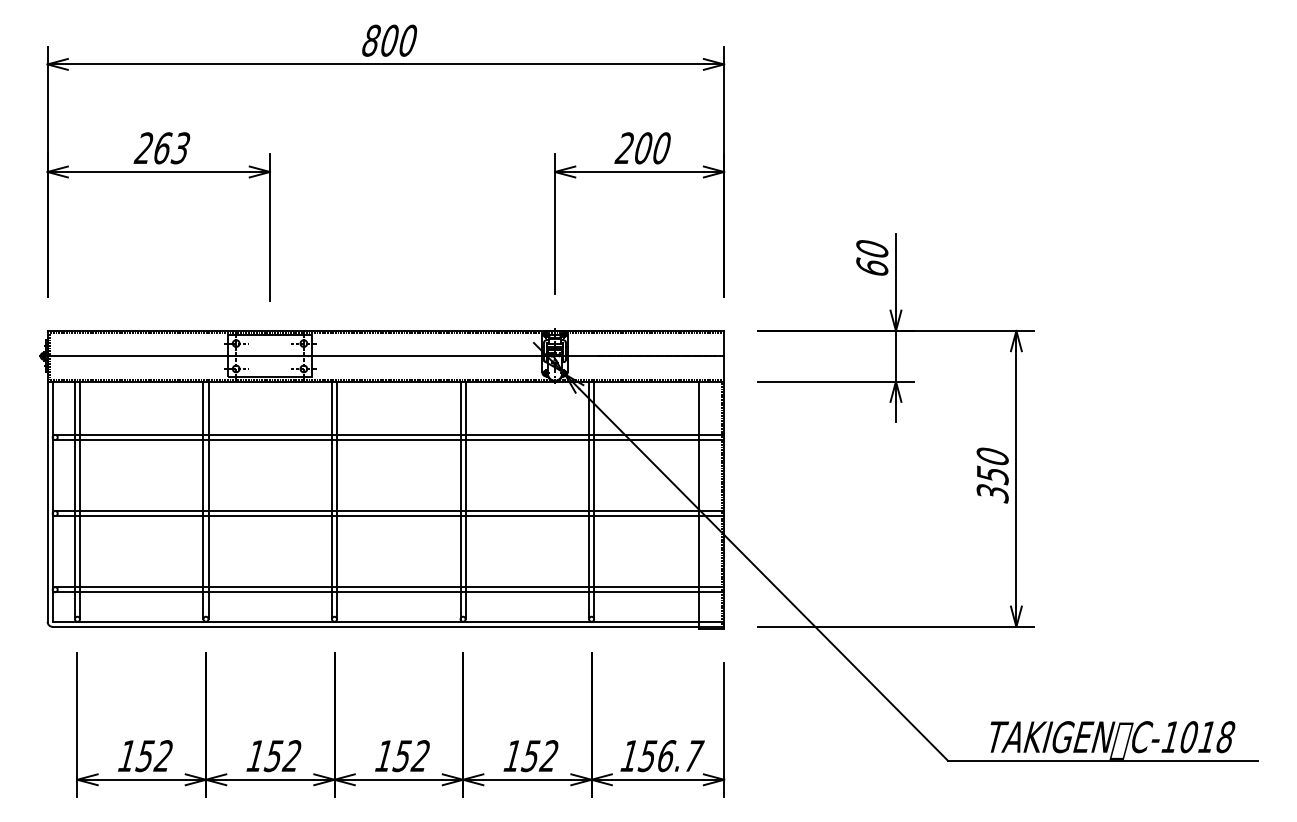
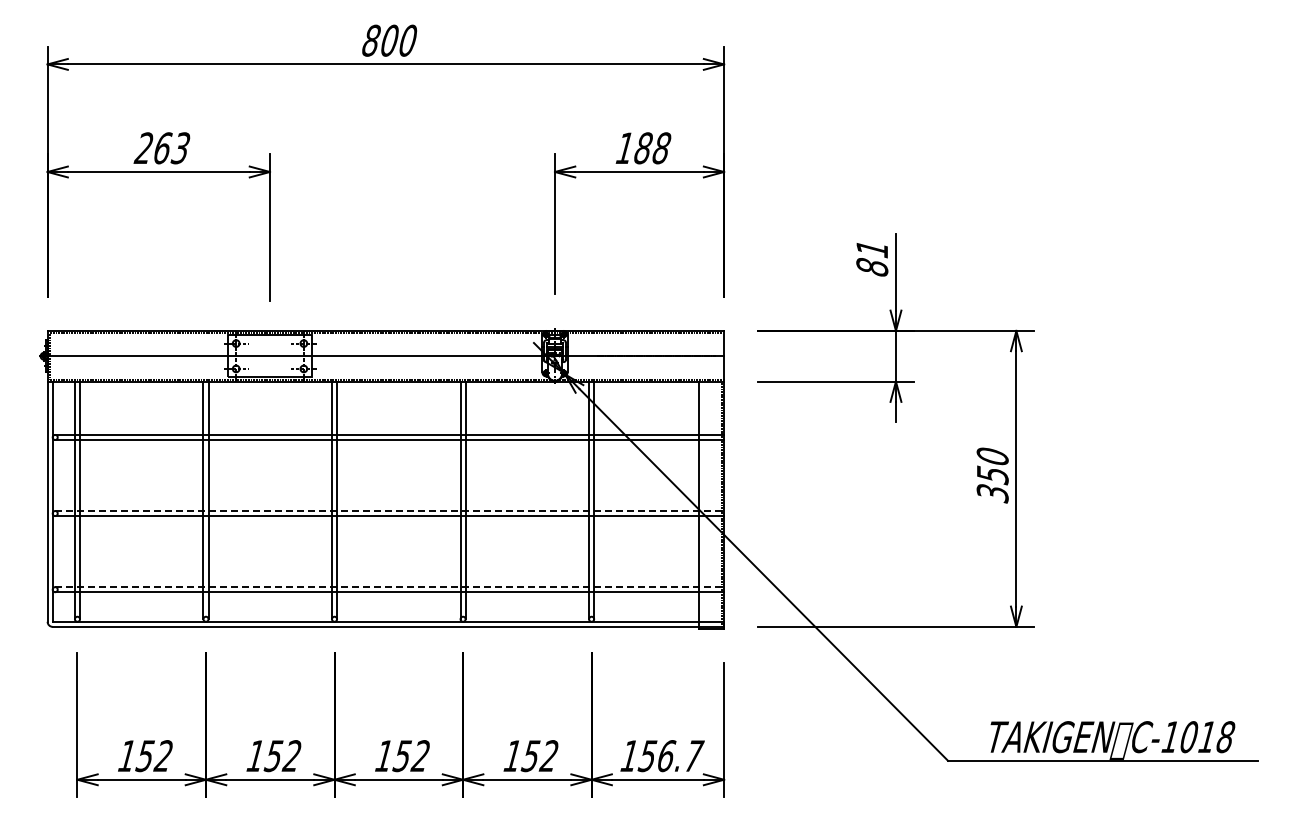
text: 200 -> 188 (642, 148)
text: 60 -> 81 (872, 258)
line: solid -> dashed (390, 511)
line: solid -> dashed (390, 587)
